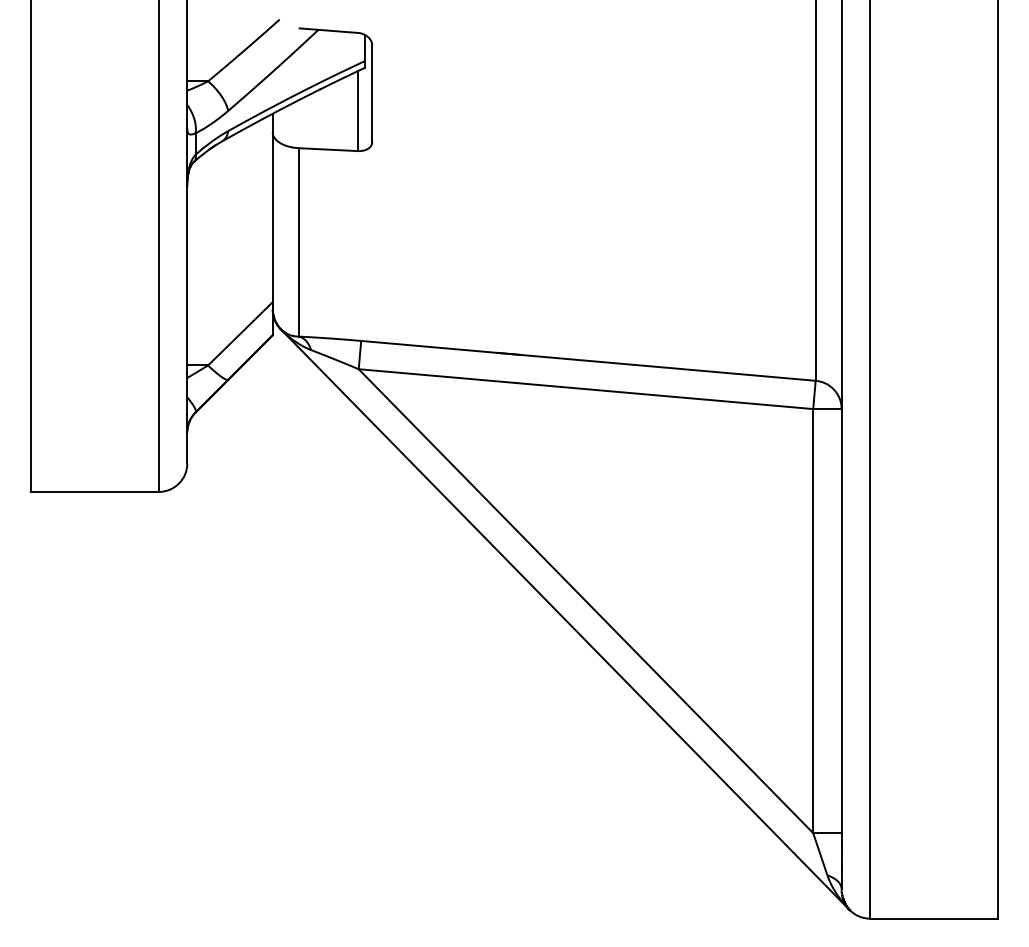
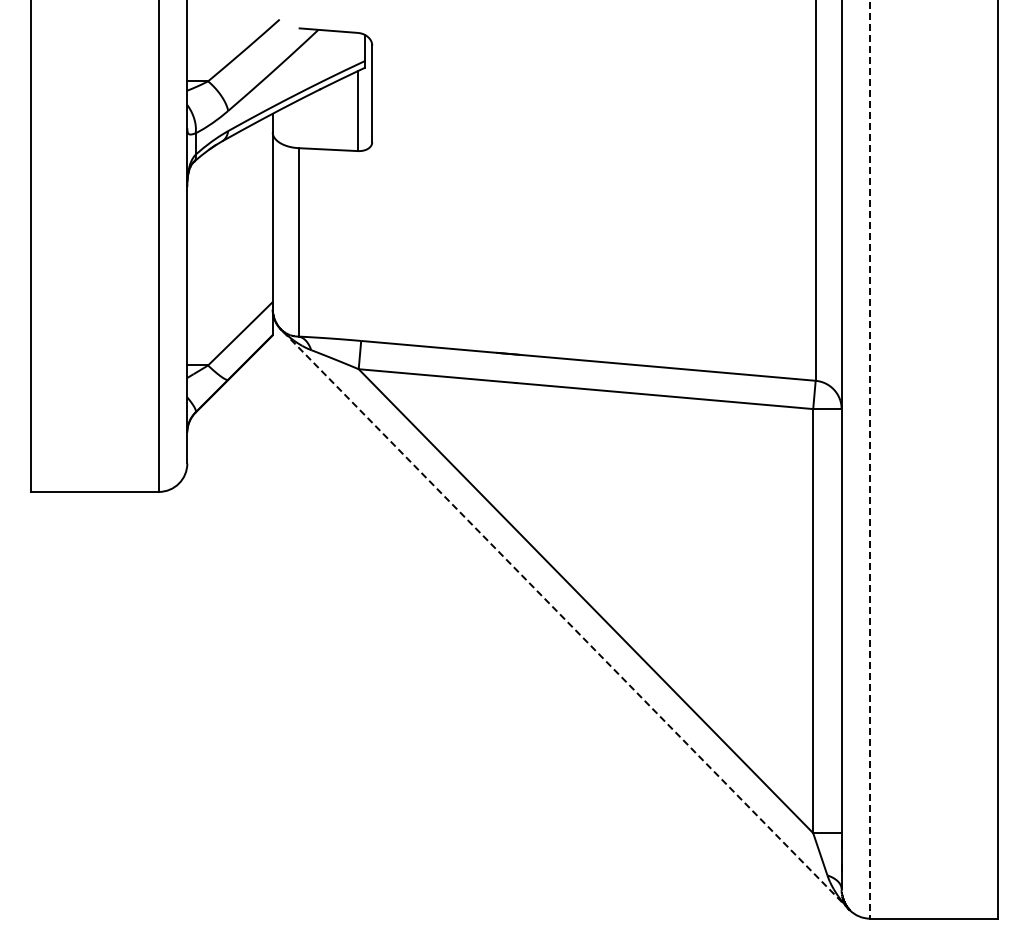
line: solid -> dashed (870, 459)
line: solid -> dashed (565, 620)
